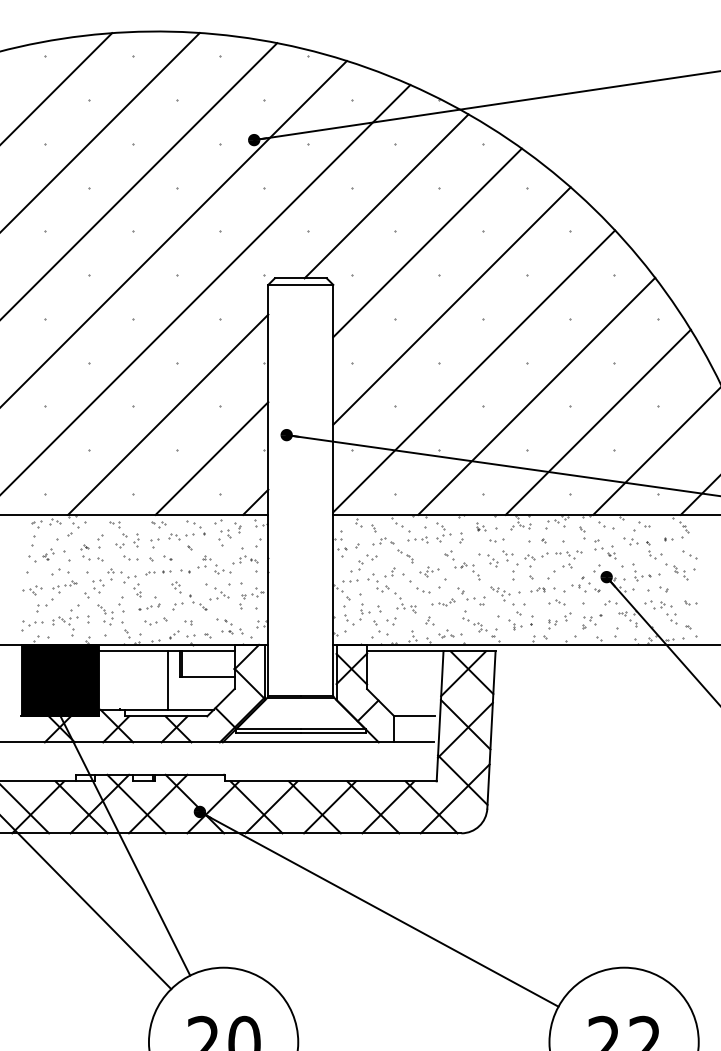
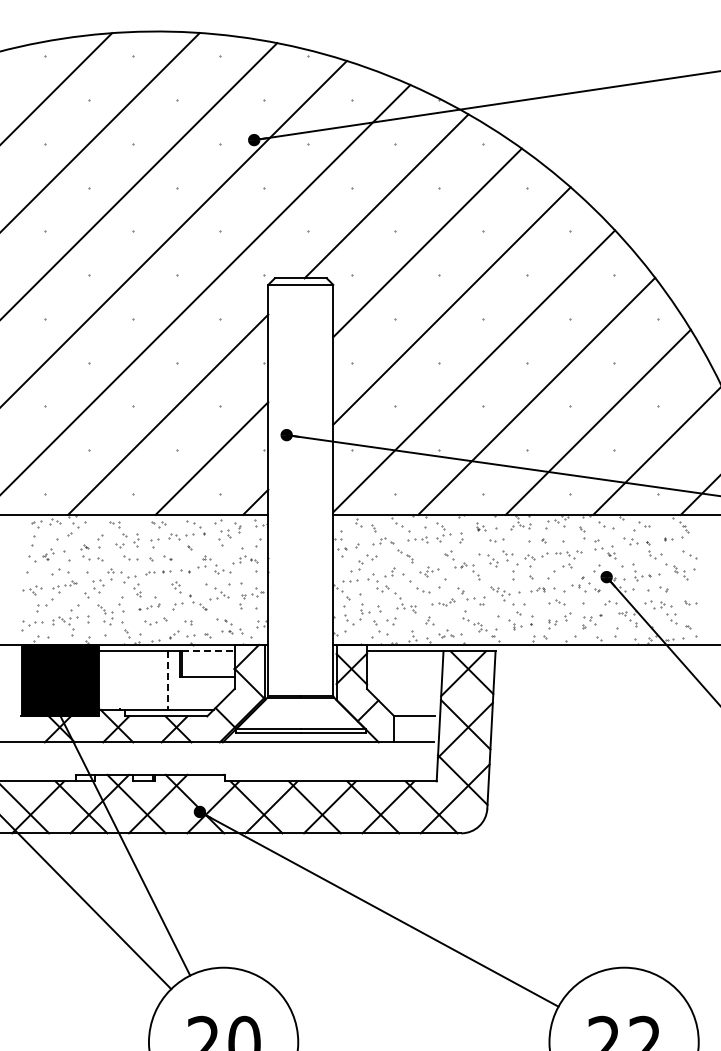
line: solid -> dashed (208, 651)
line: solid -> dashed (167, 681)
